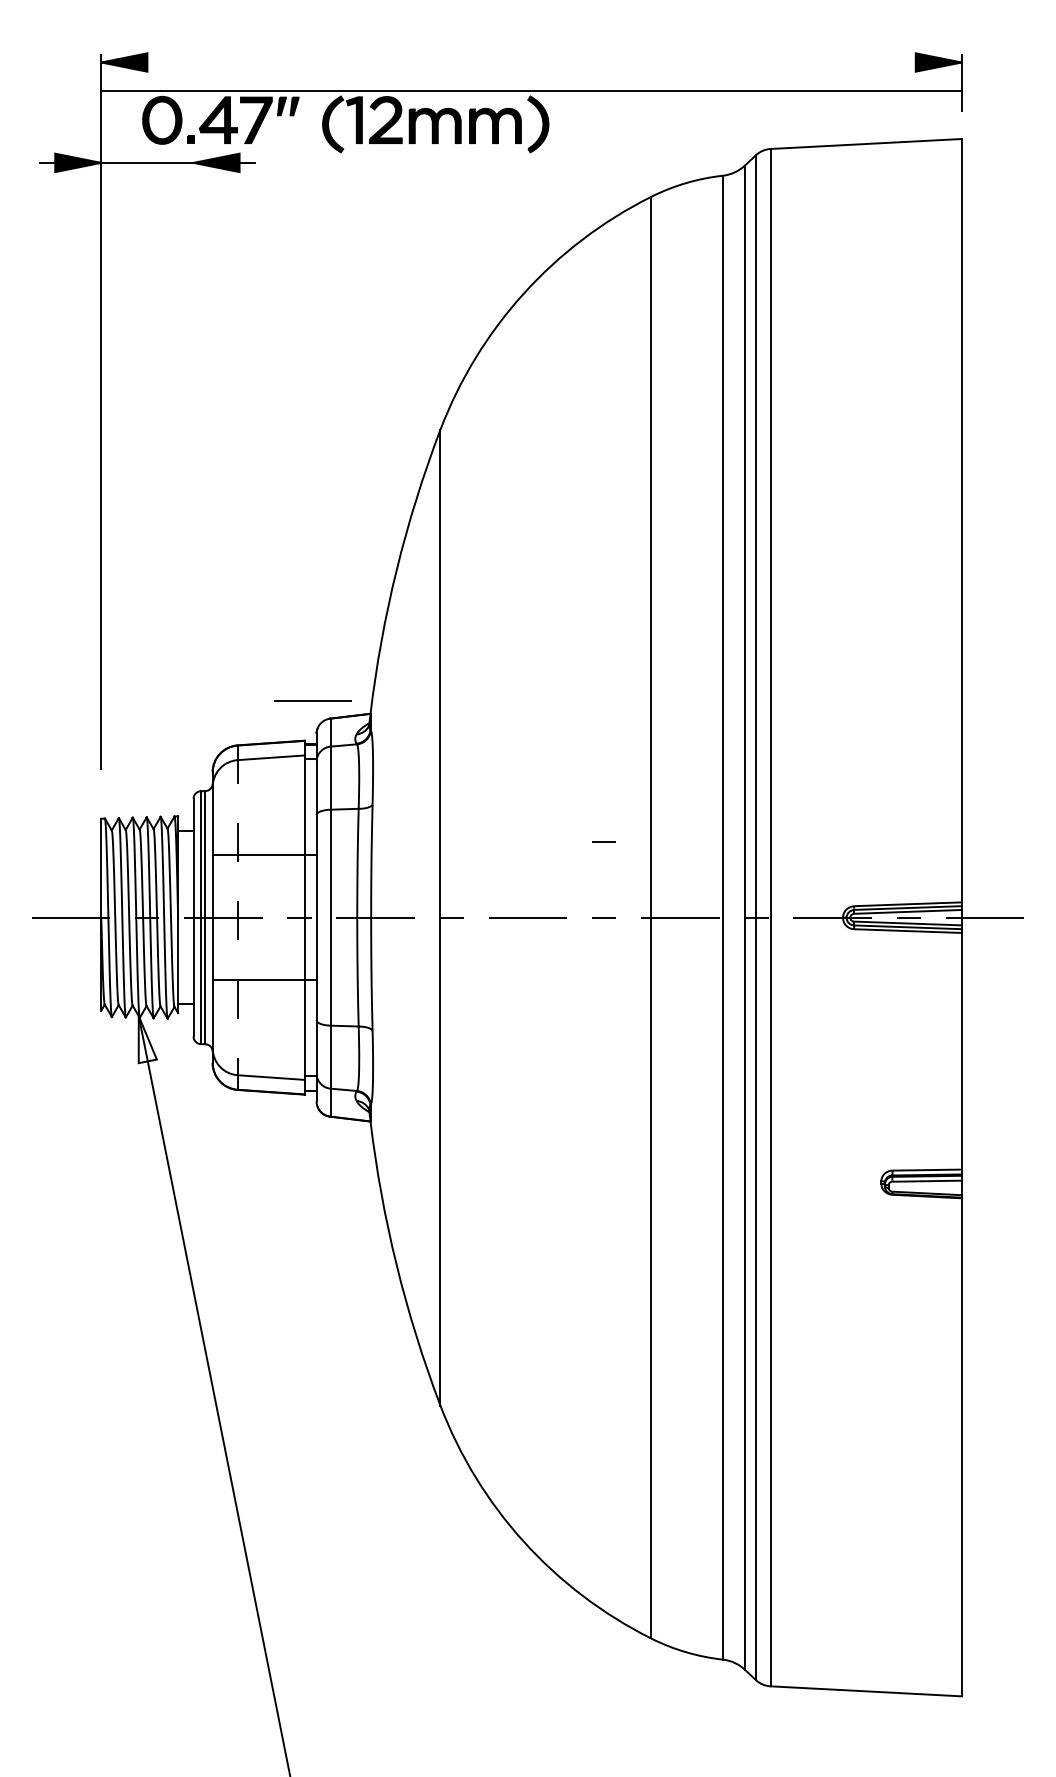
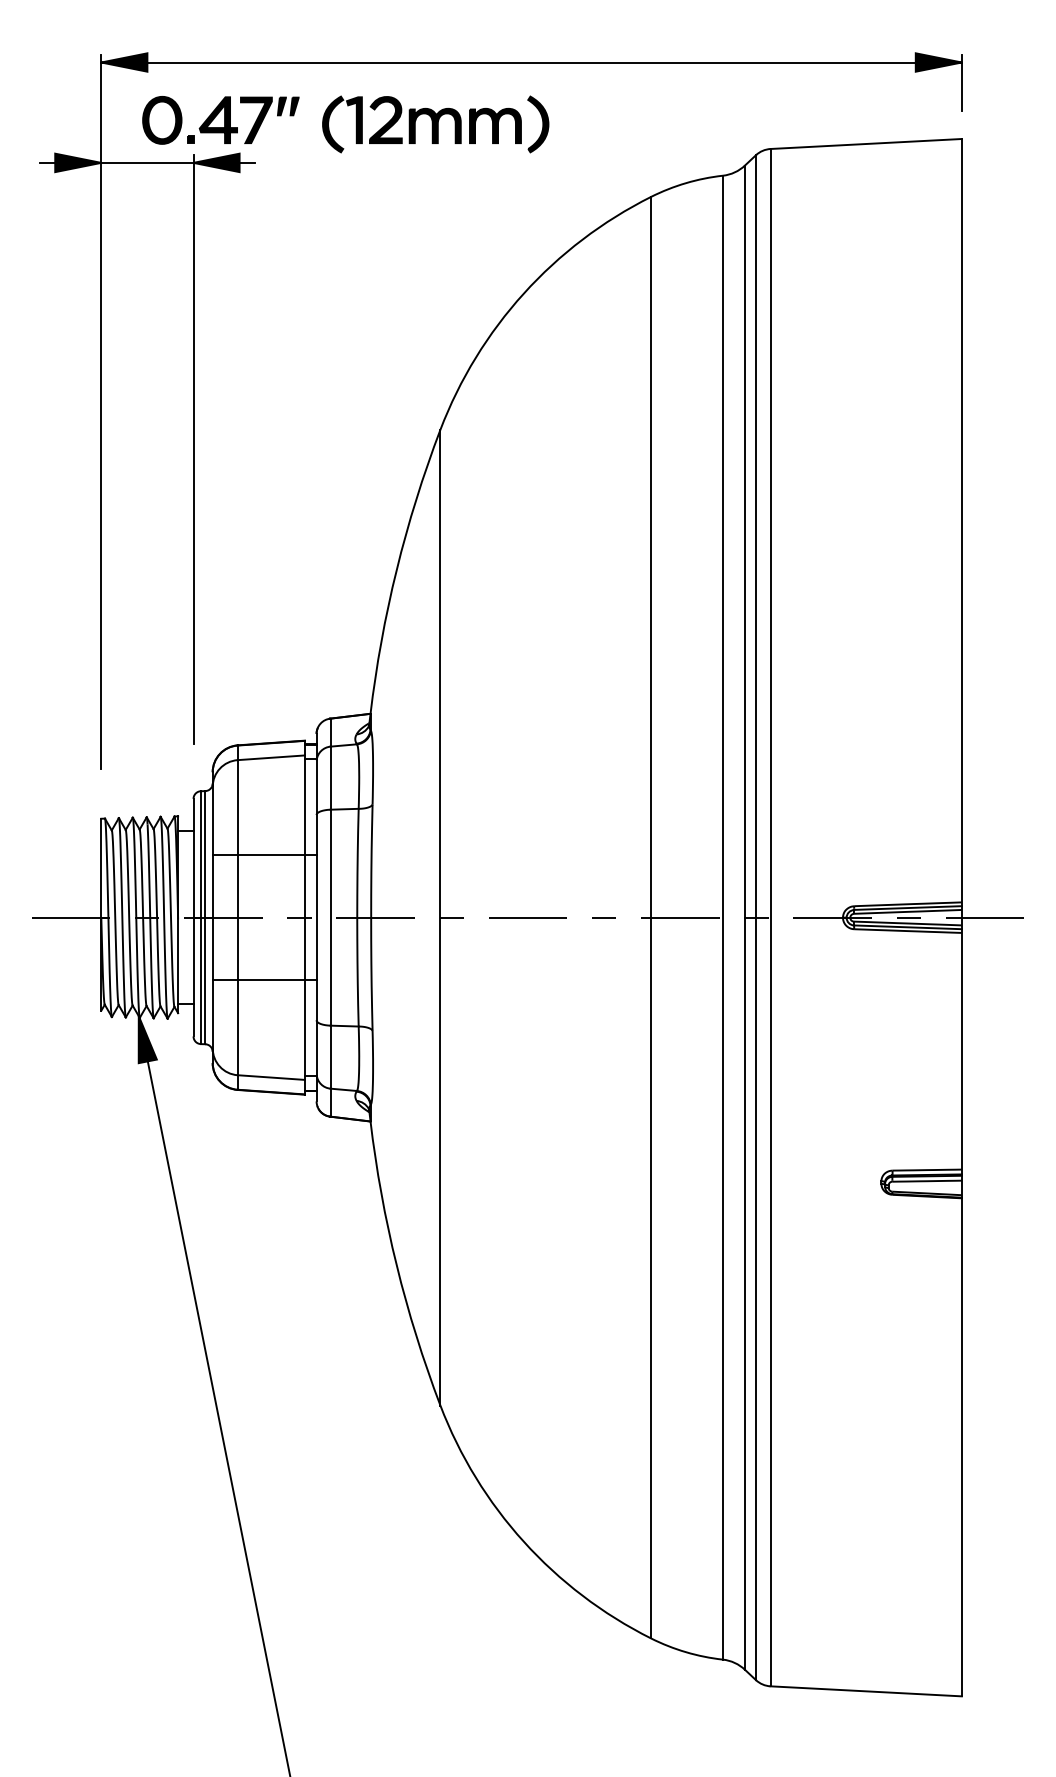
line position: (531, 90) -> (531, 62) (531, 62)
line: none -> present (193, 449)
line: present -> none (312, 700)
line: present -> none (603, 841)
line: dashed -> solid (237, 918)
fill: none -> present (147, 1039)
